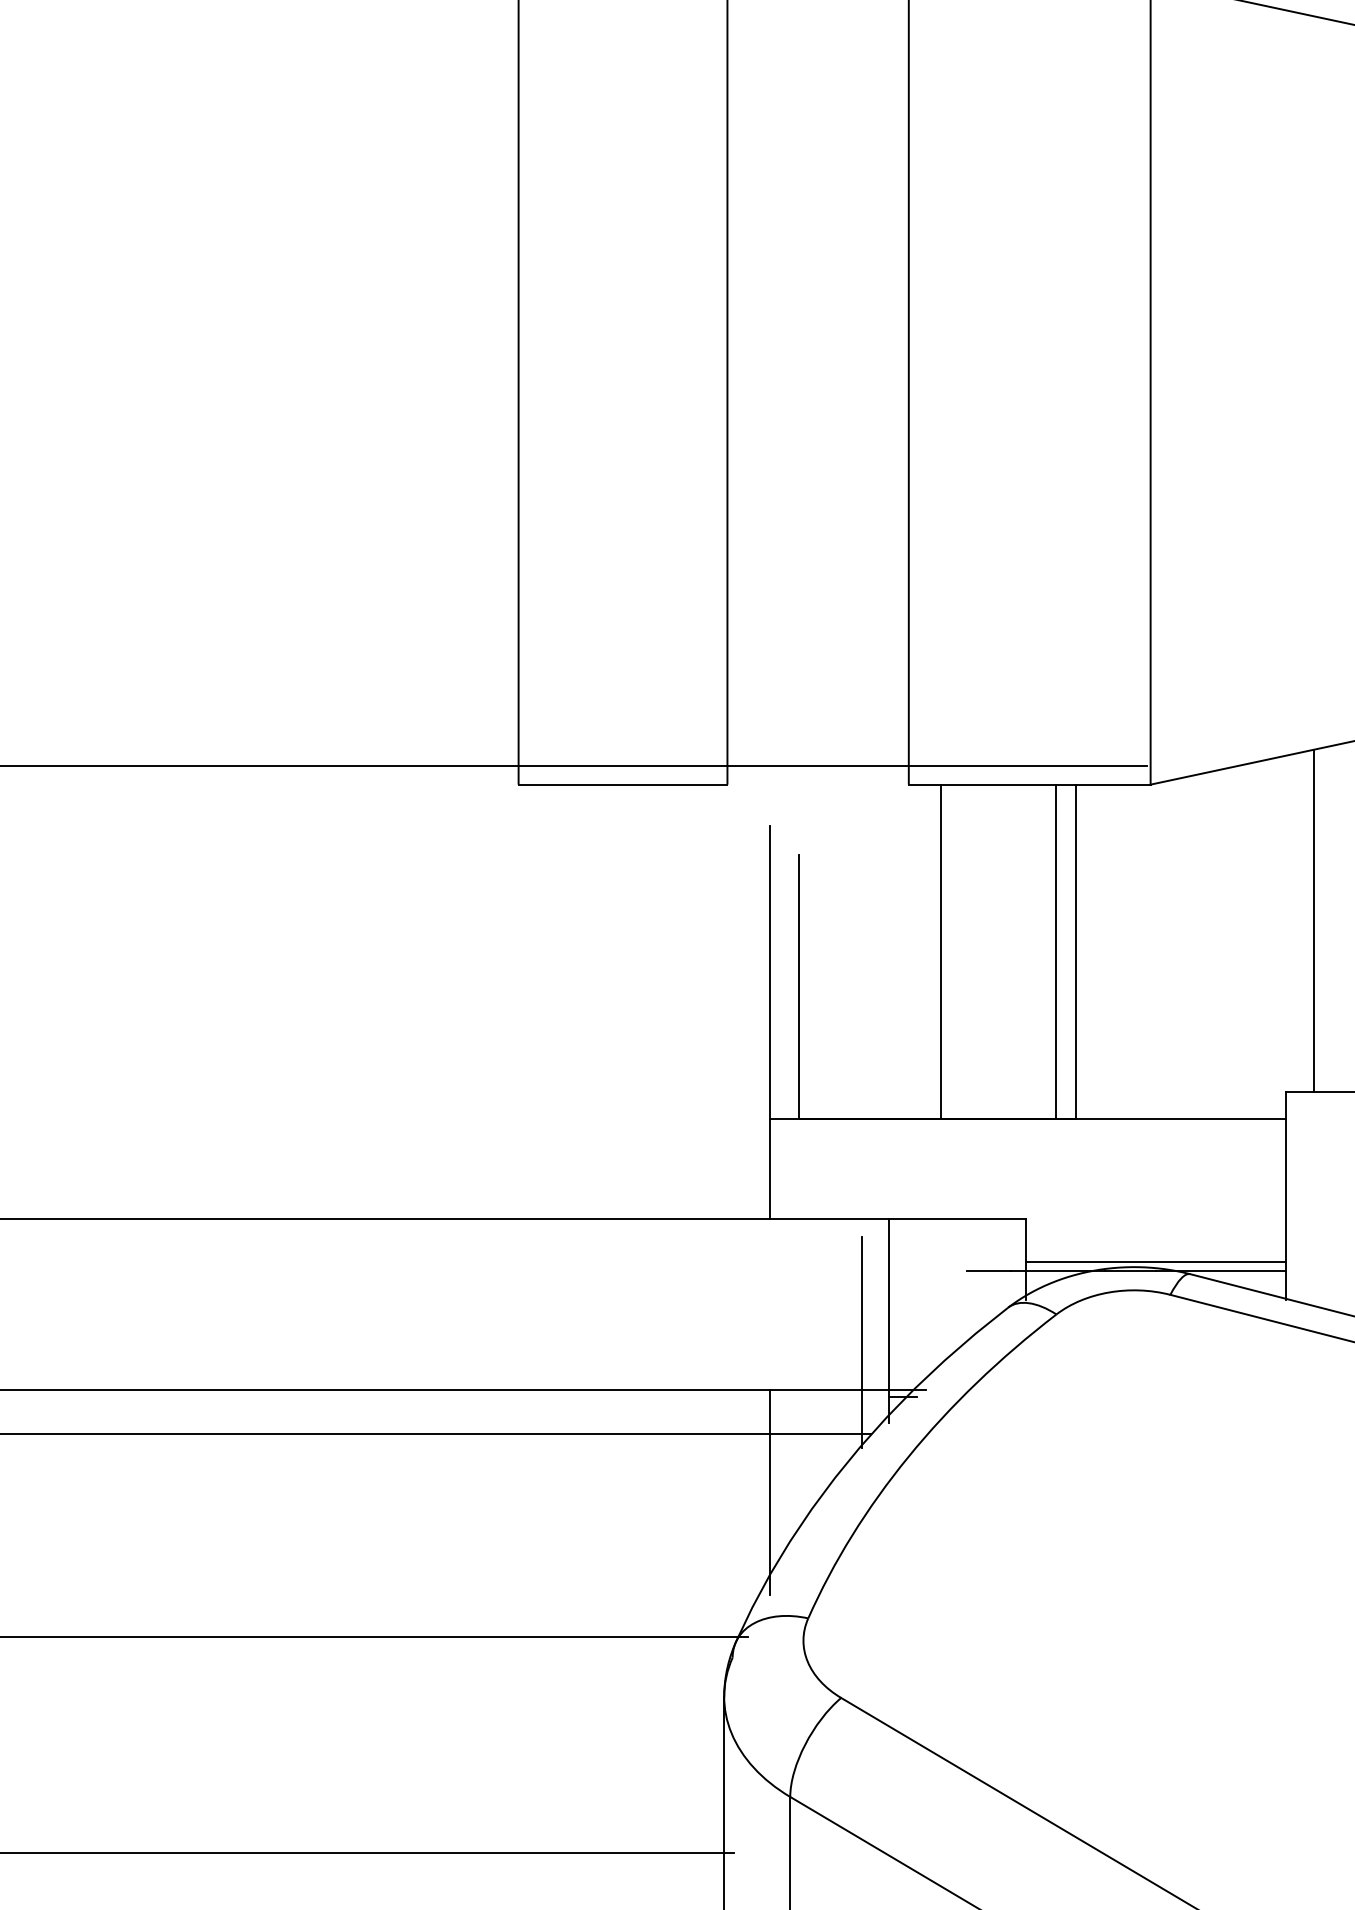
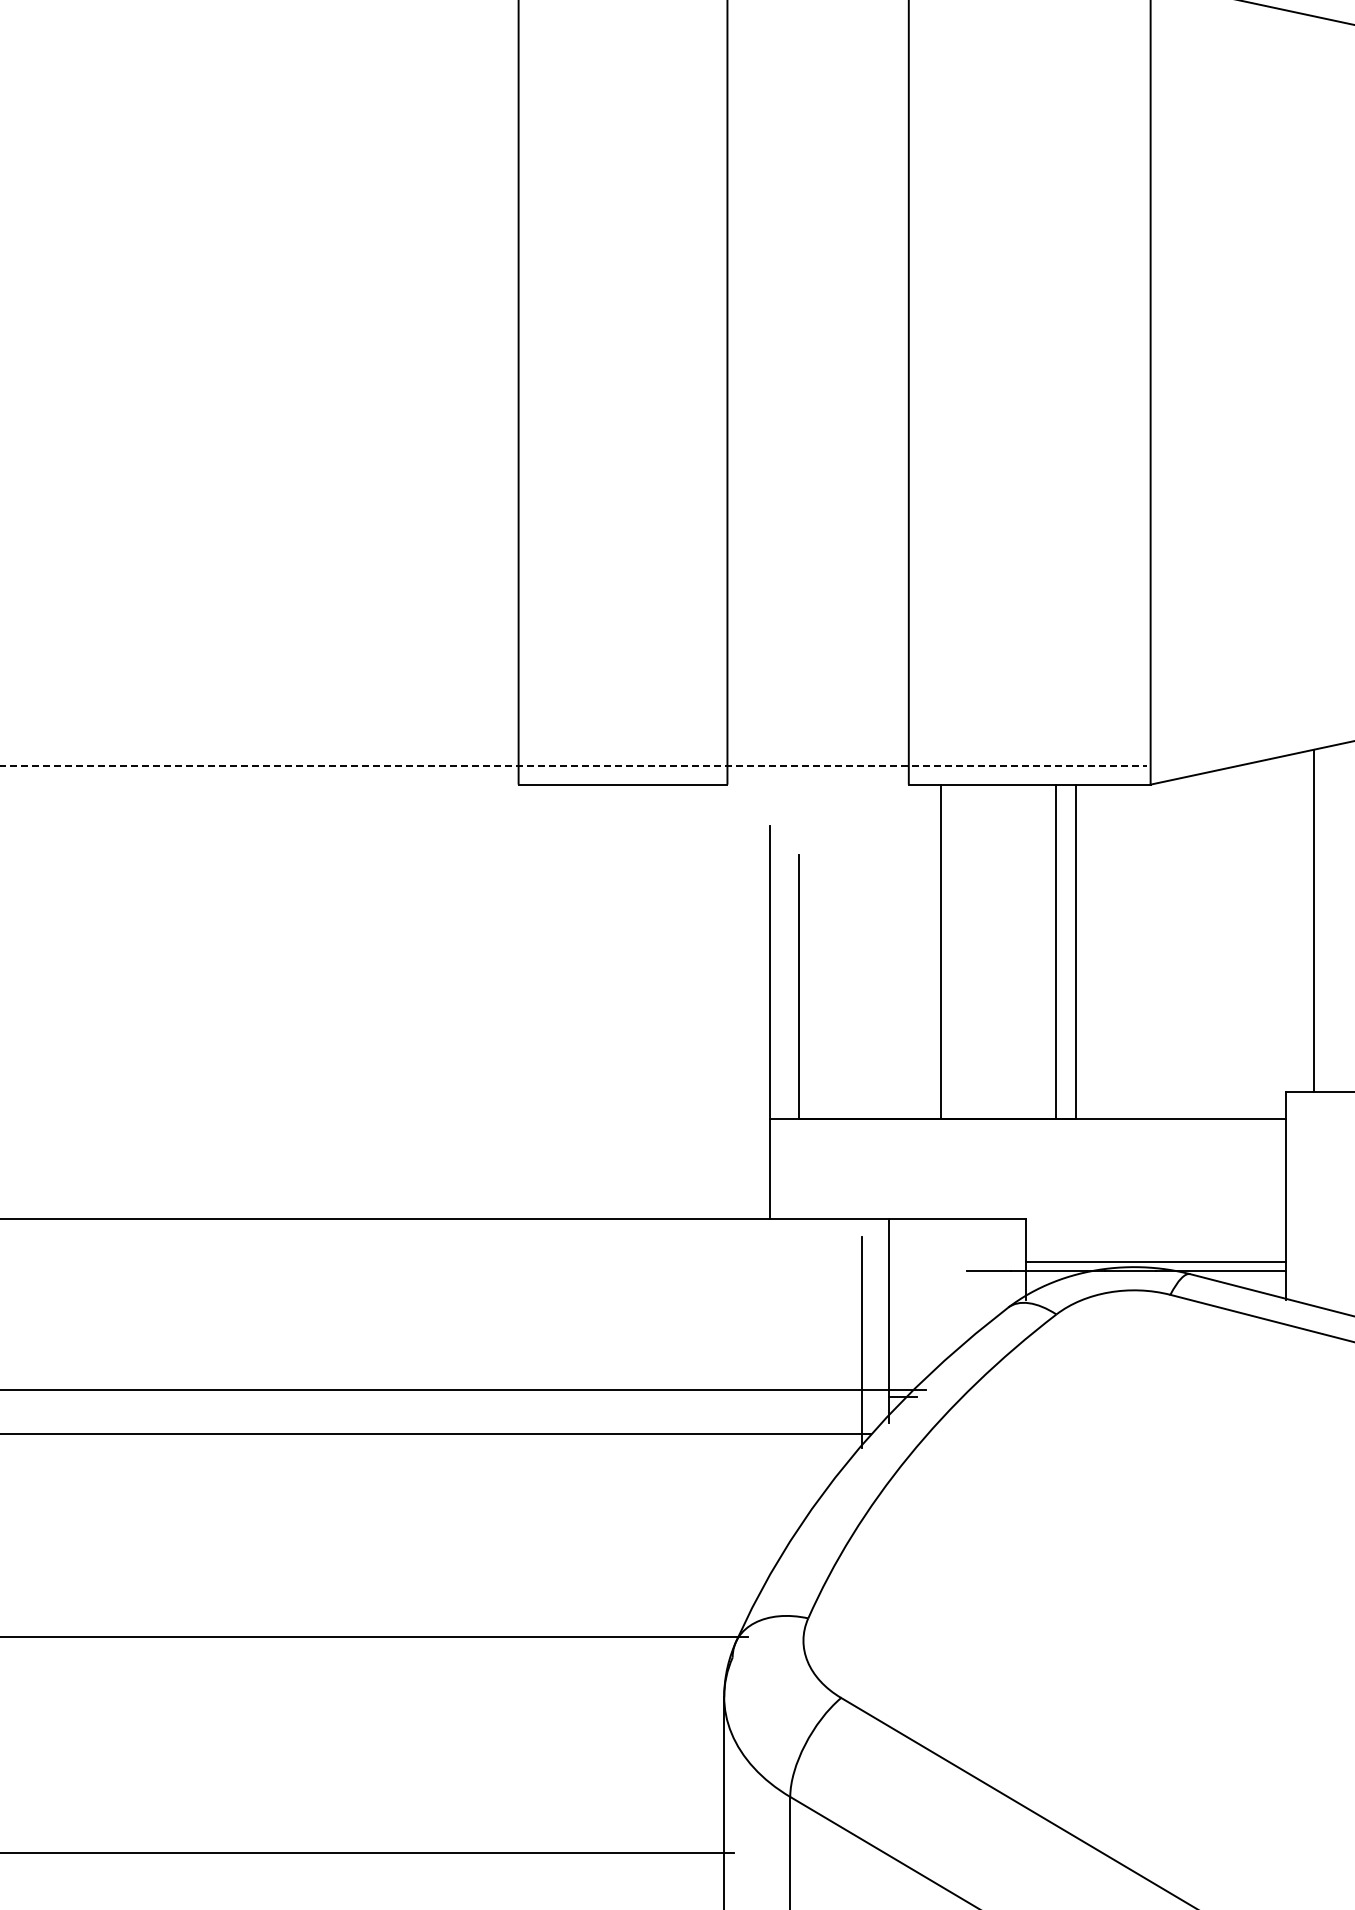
line: solid -> dashed (574, 766)
line: present -> none (769, 1492)
